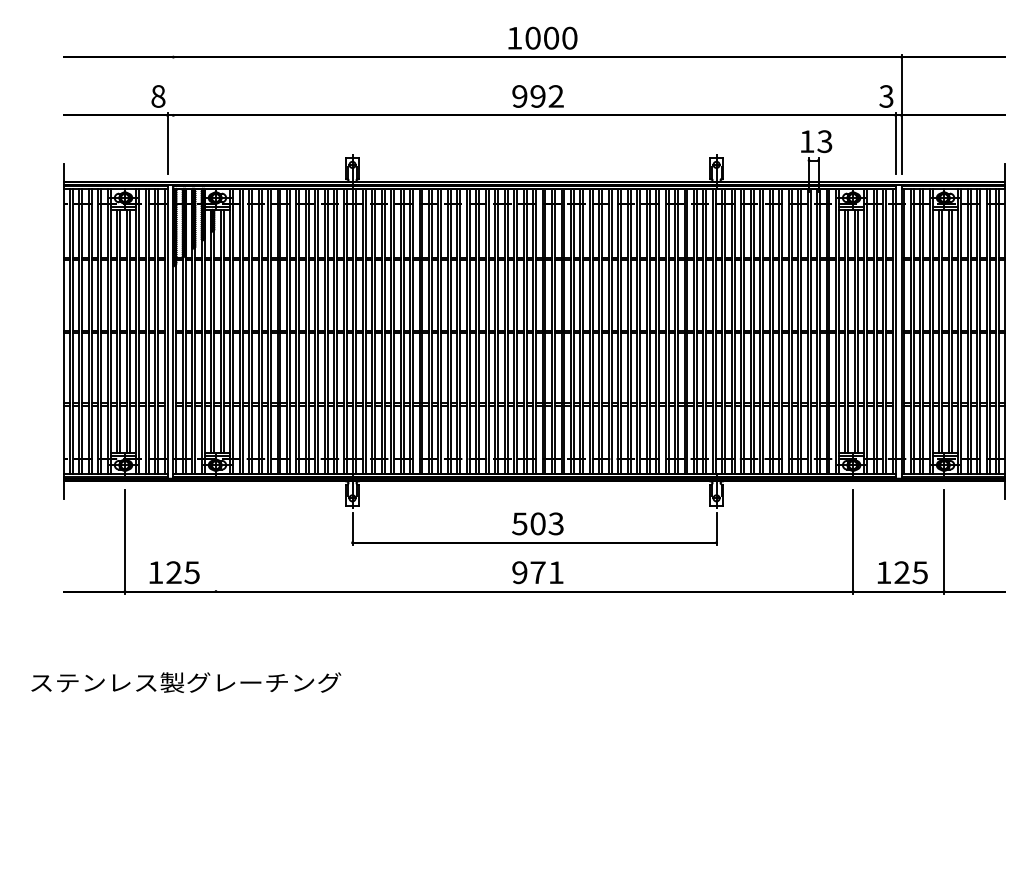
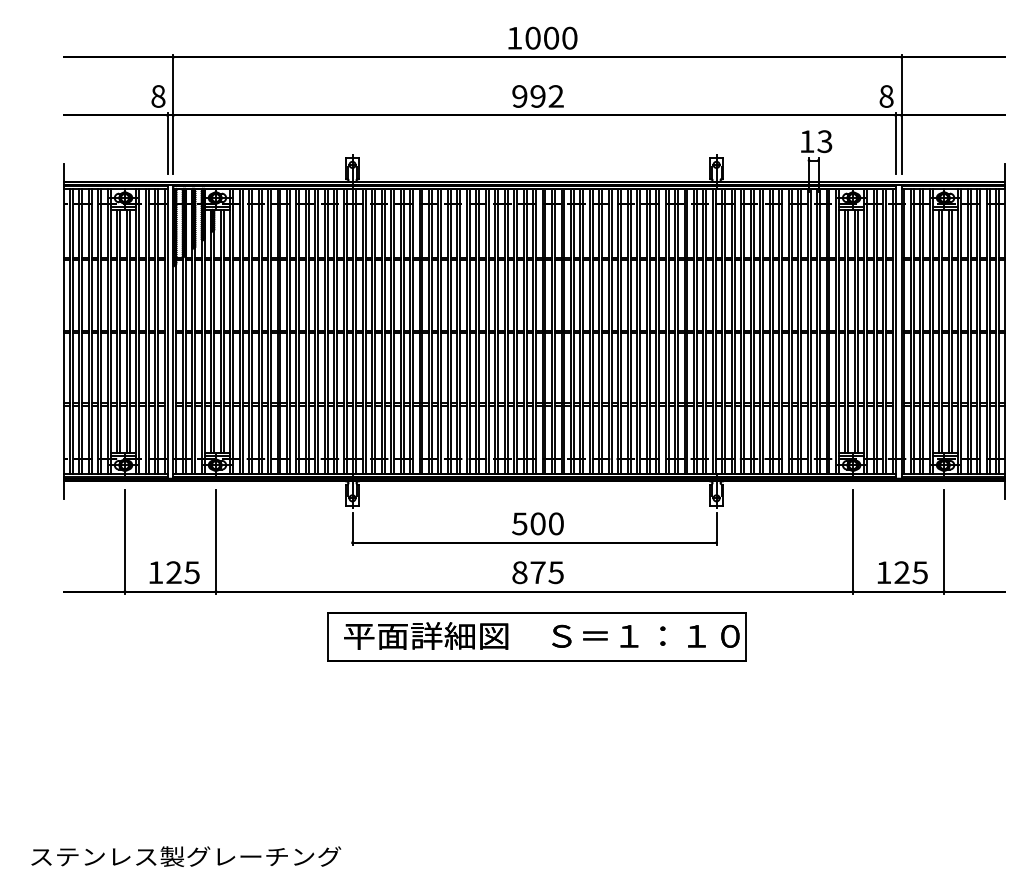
text: 3 -> 8 (886, 96)
line: none -> present (173, 113)
text: 503 -> 500 (555, 523)
line: none -> present (216, 541)
text: 971 -> 875 (537, 572)
part: none -> present (536, 636)
text position: (186, 682) -> (186, 856) (186, 856)
